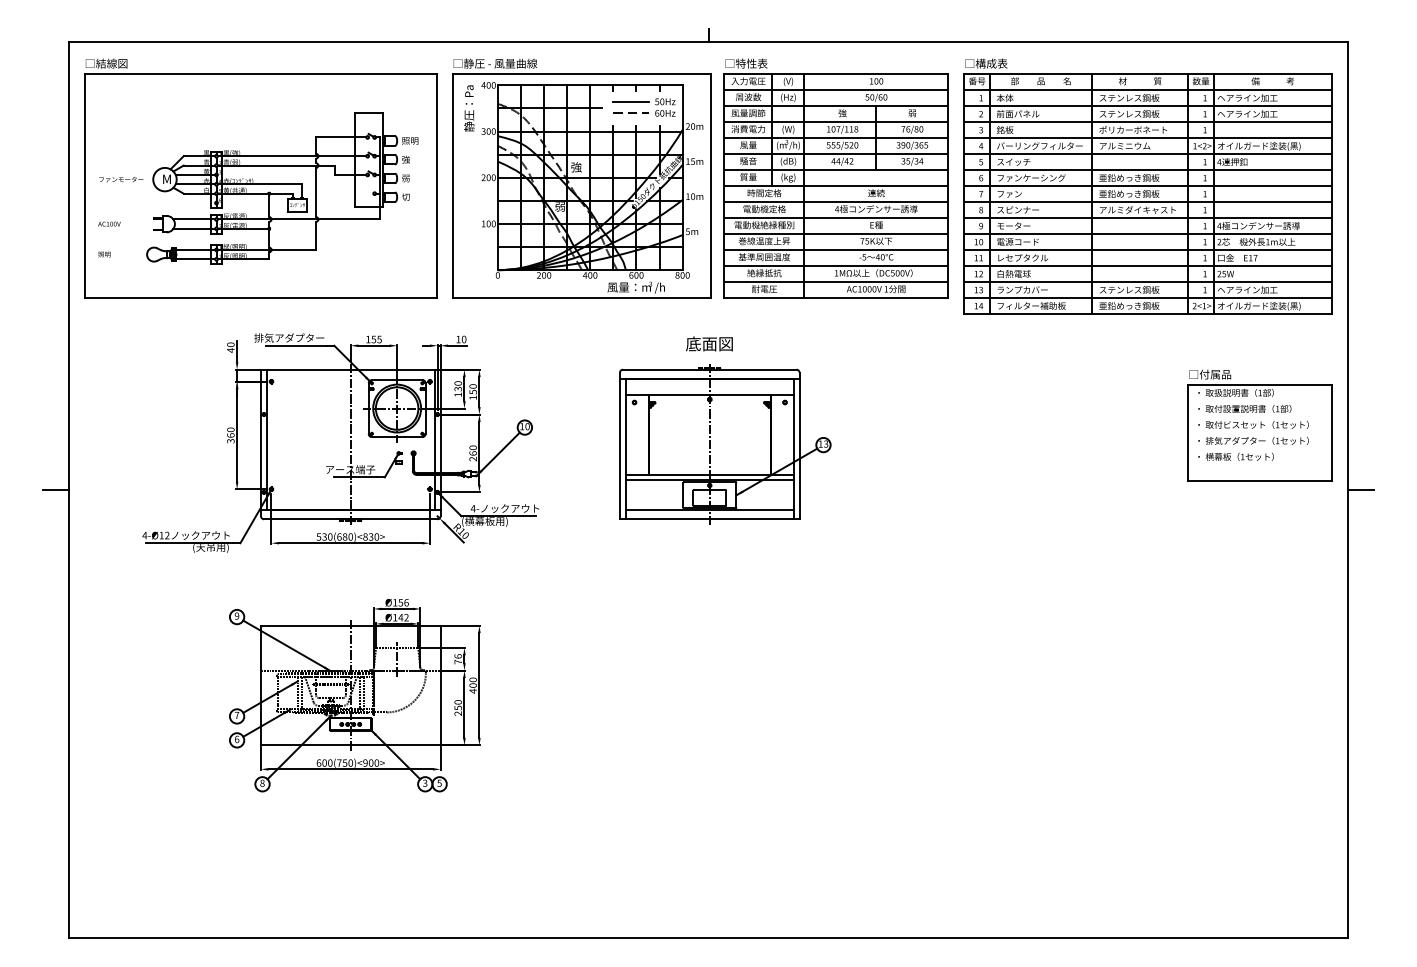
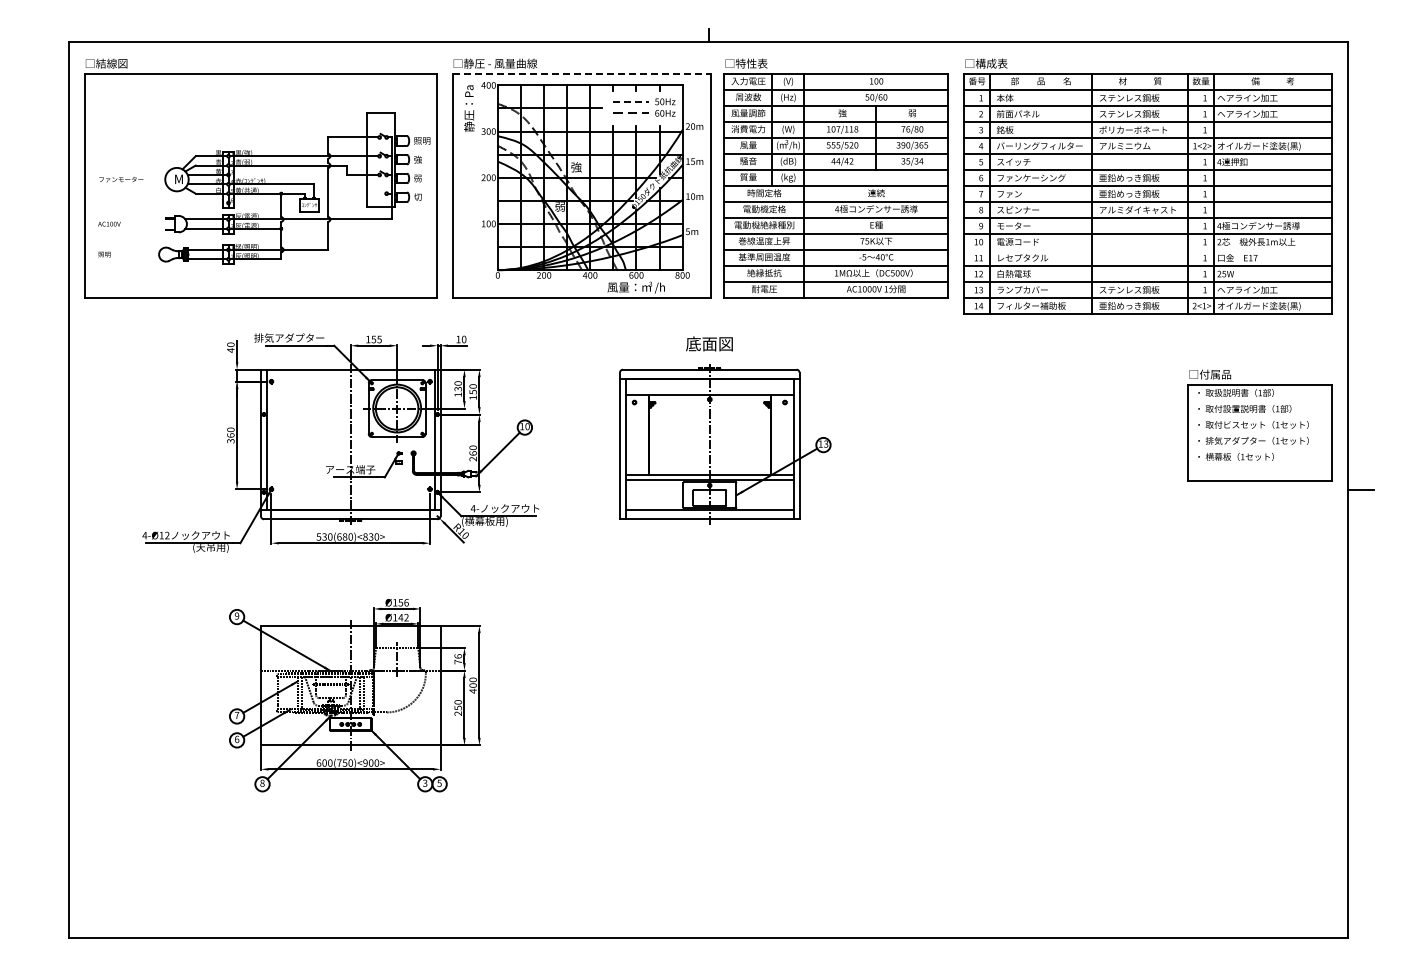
line: solid -> dashed (582, 74)
line: solid -> dashed (631, 101)
part position: (282, 188) -> (294, 188) (294, 188)
line: present -> none (1148, 250)
line: present -> none (55, 490)
